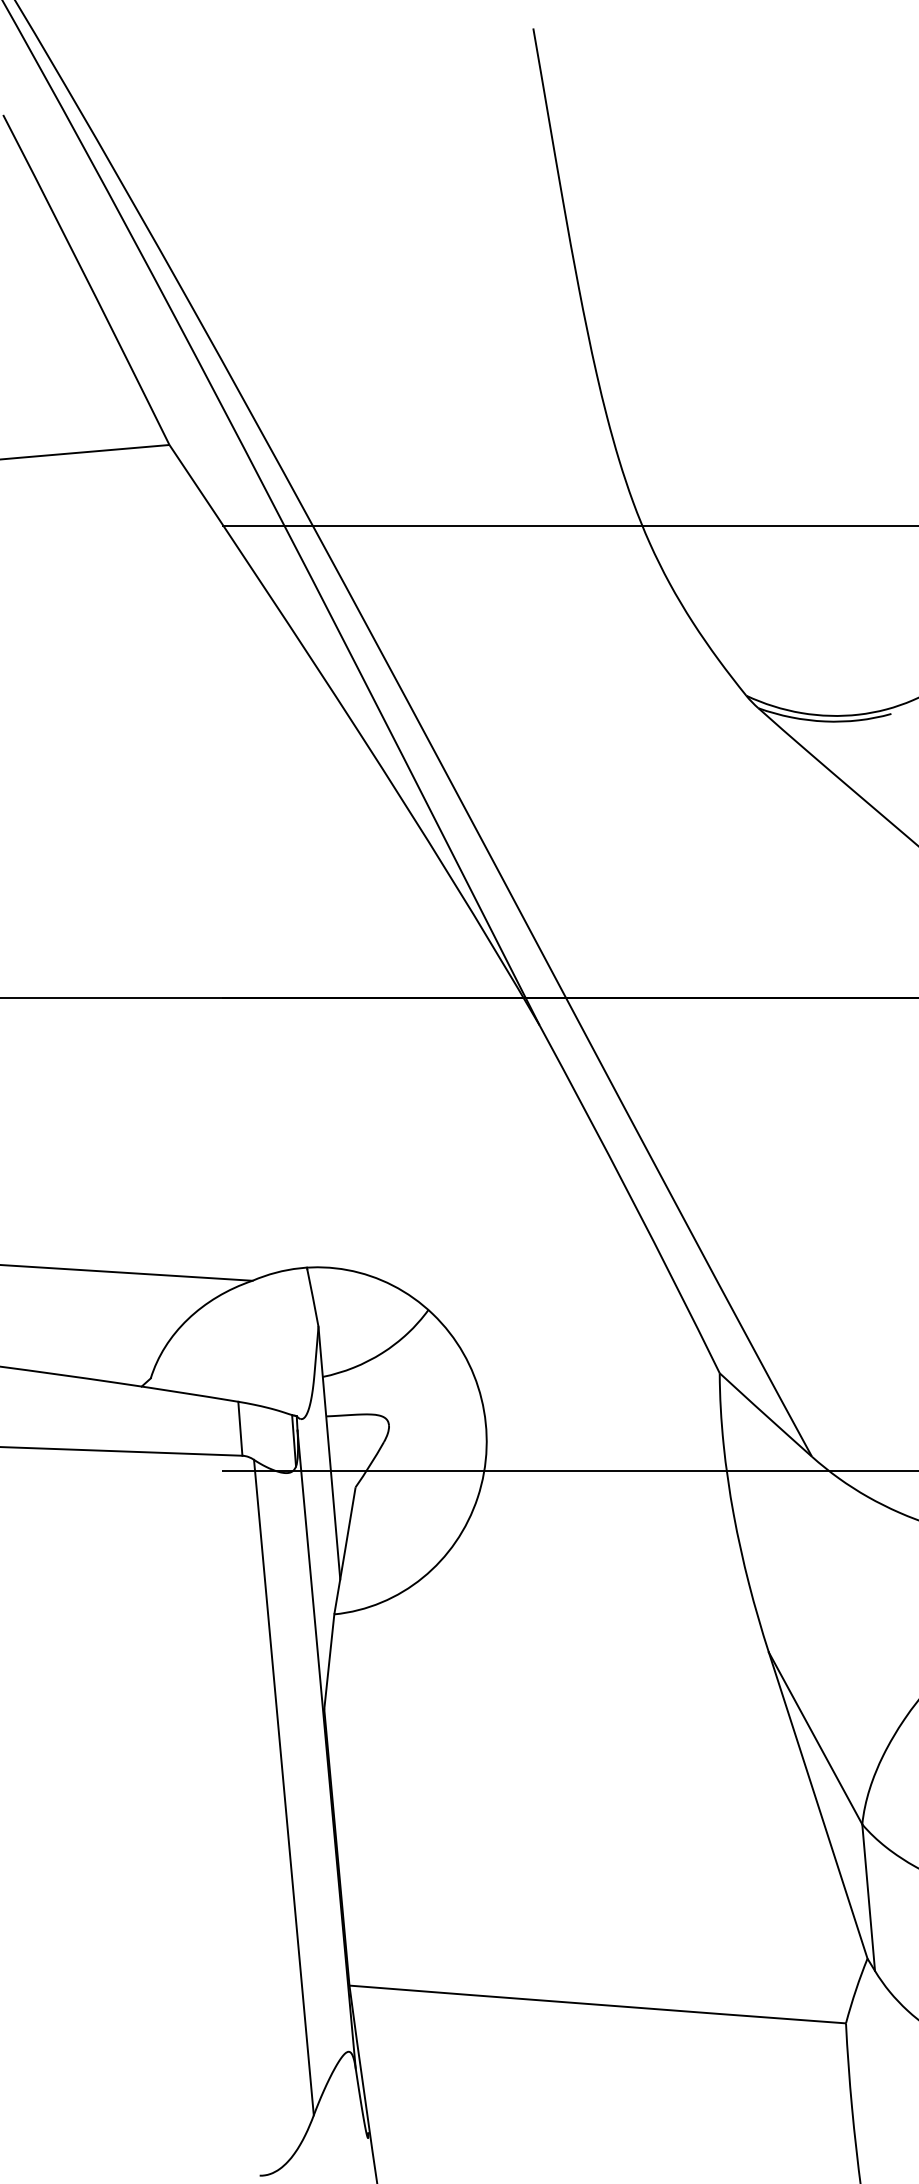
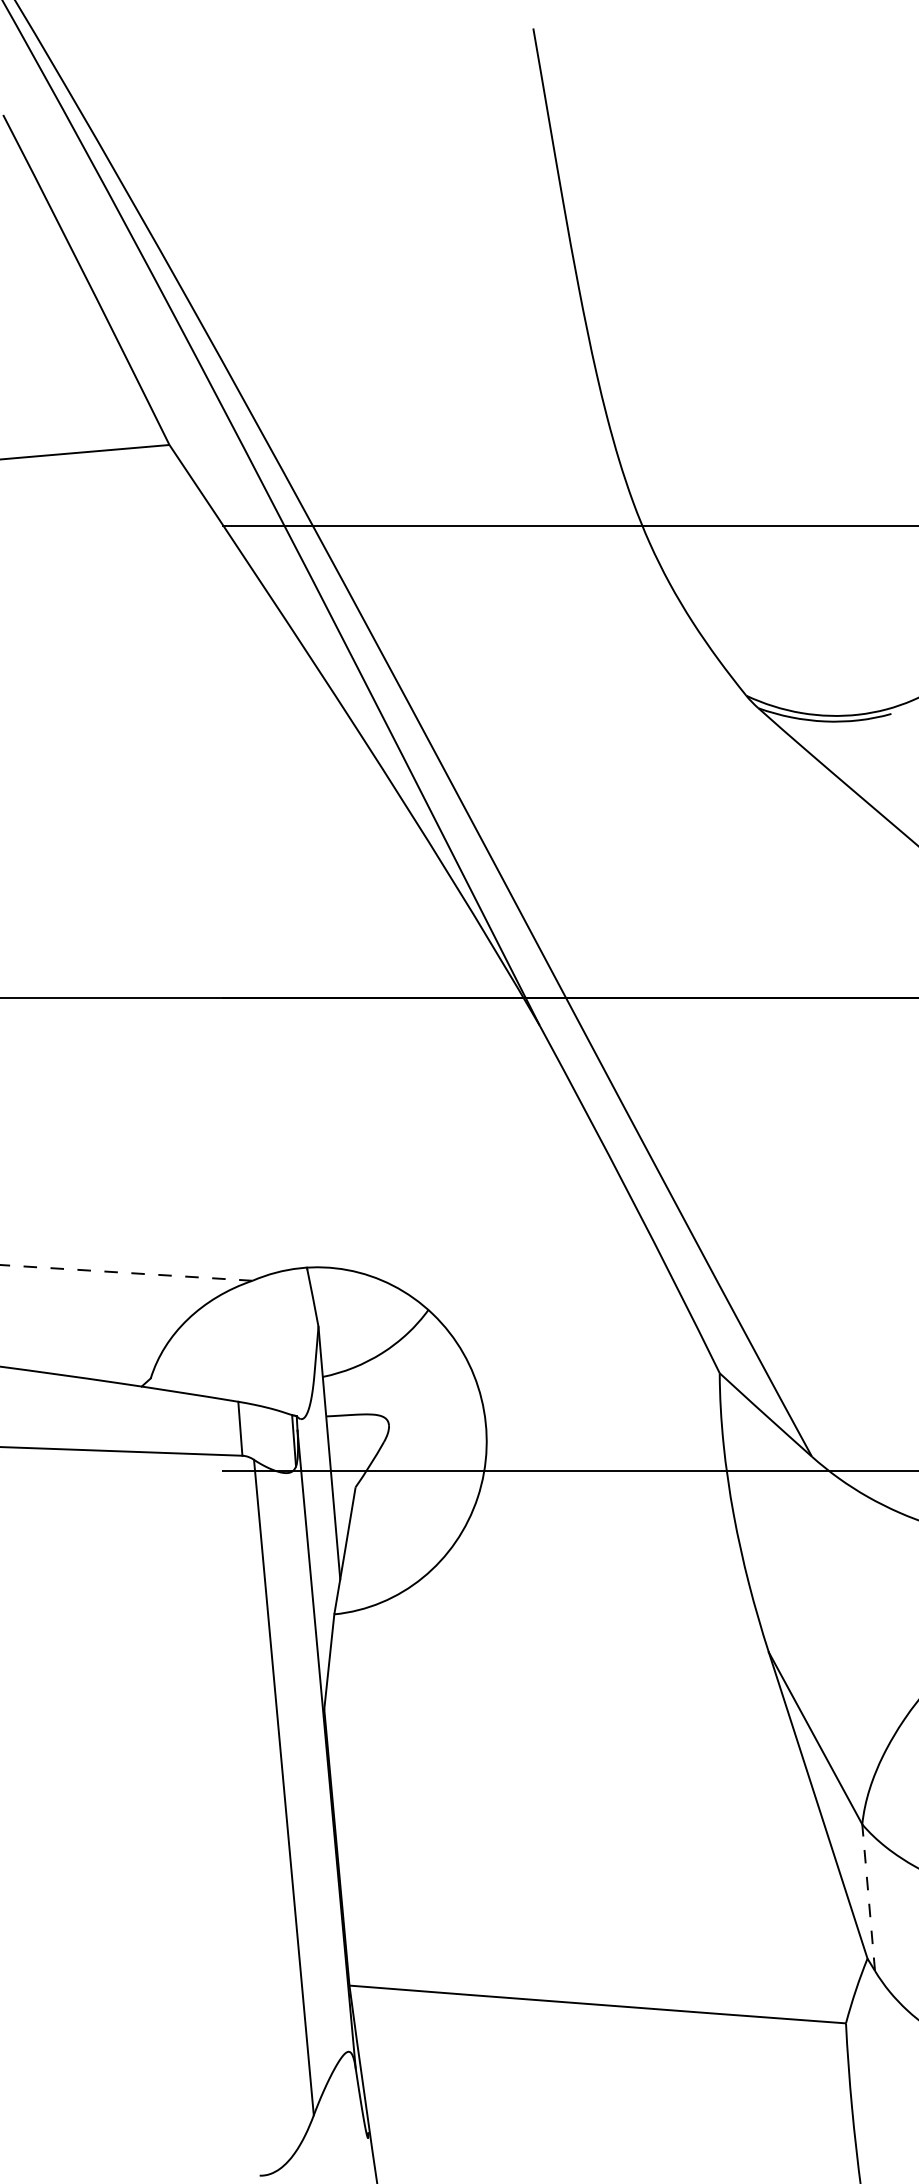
line: solid -> dashed (125, 1272)
line: solid -> dashed (868, 1897)
